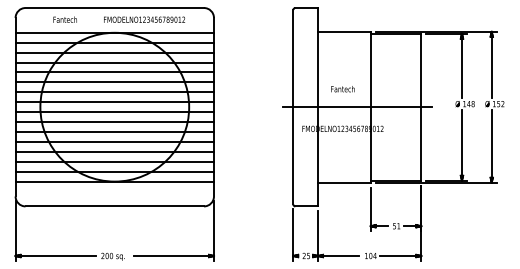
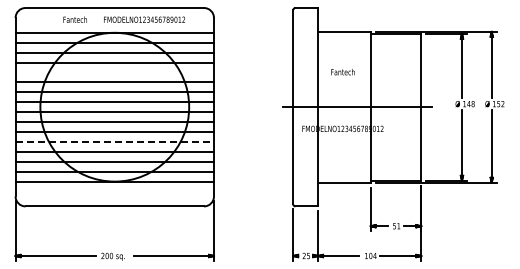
text position: (64, 19) -> (74, 19) (74, 19)
line: present -> none (114, 72)
text position: (342, 89) -> (342, 72) (342, 72)
line: solid -> dashed (115, 141)
